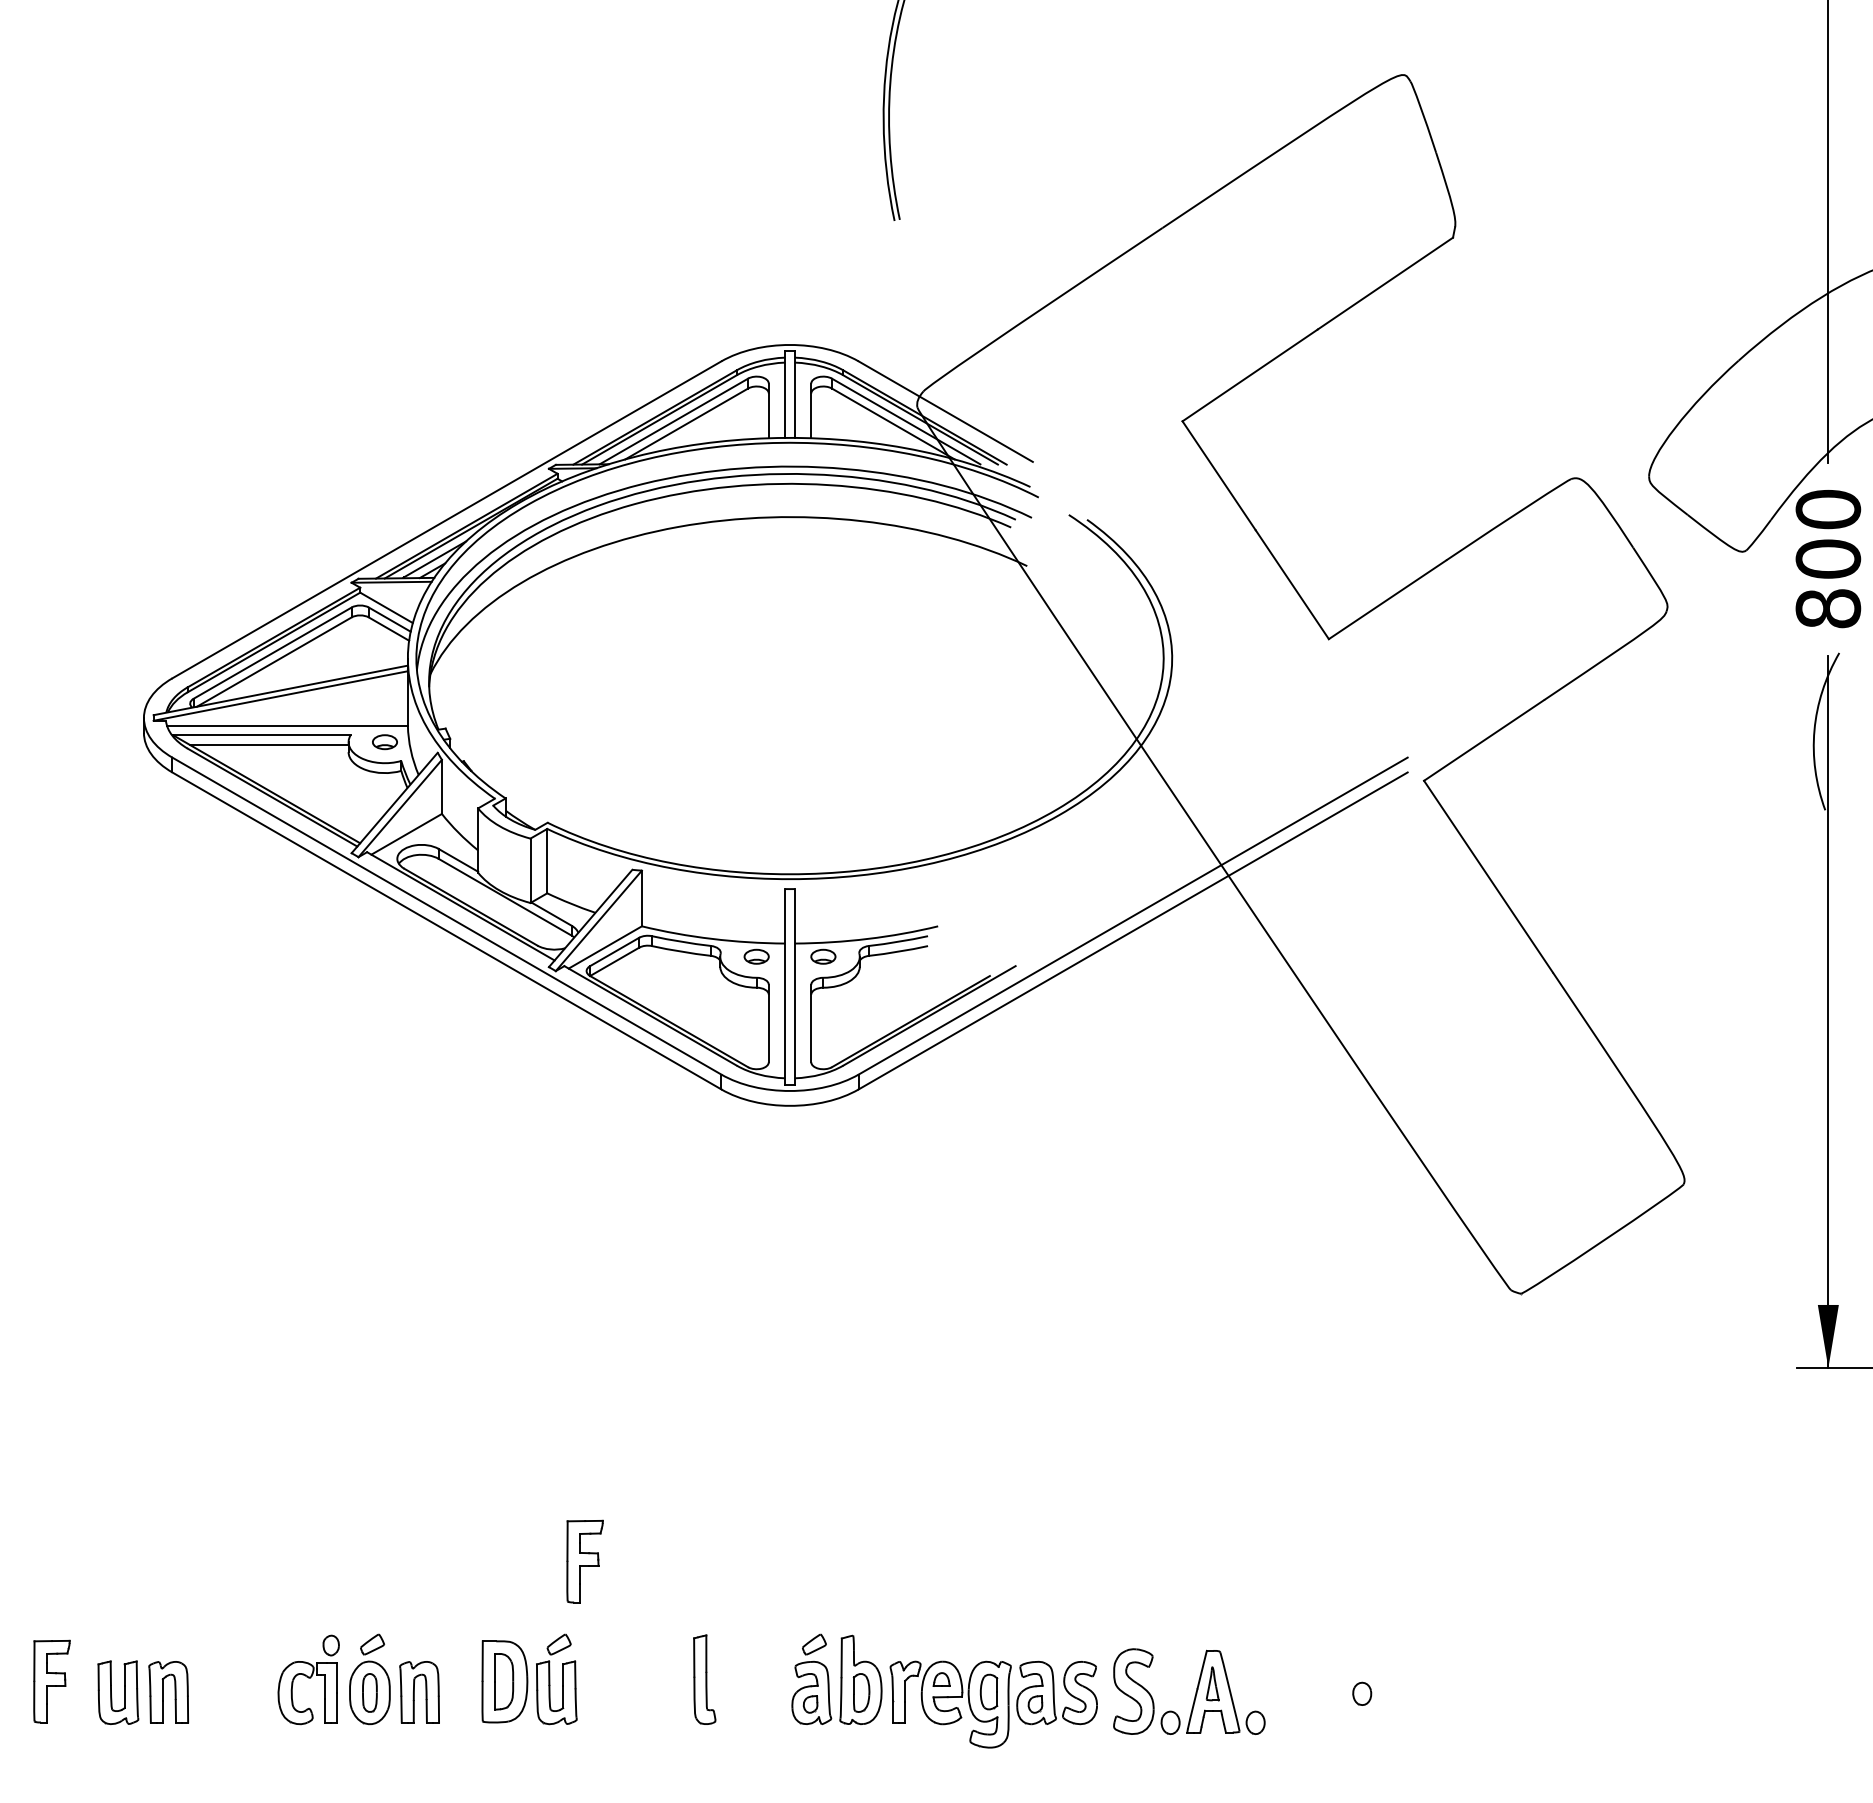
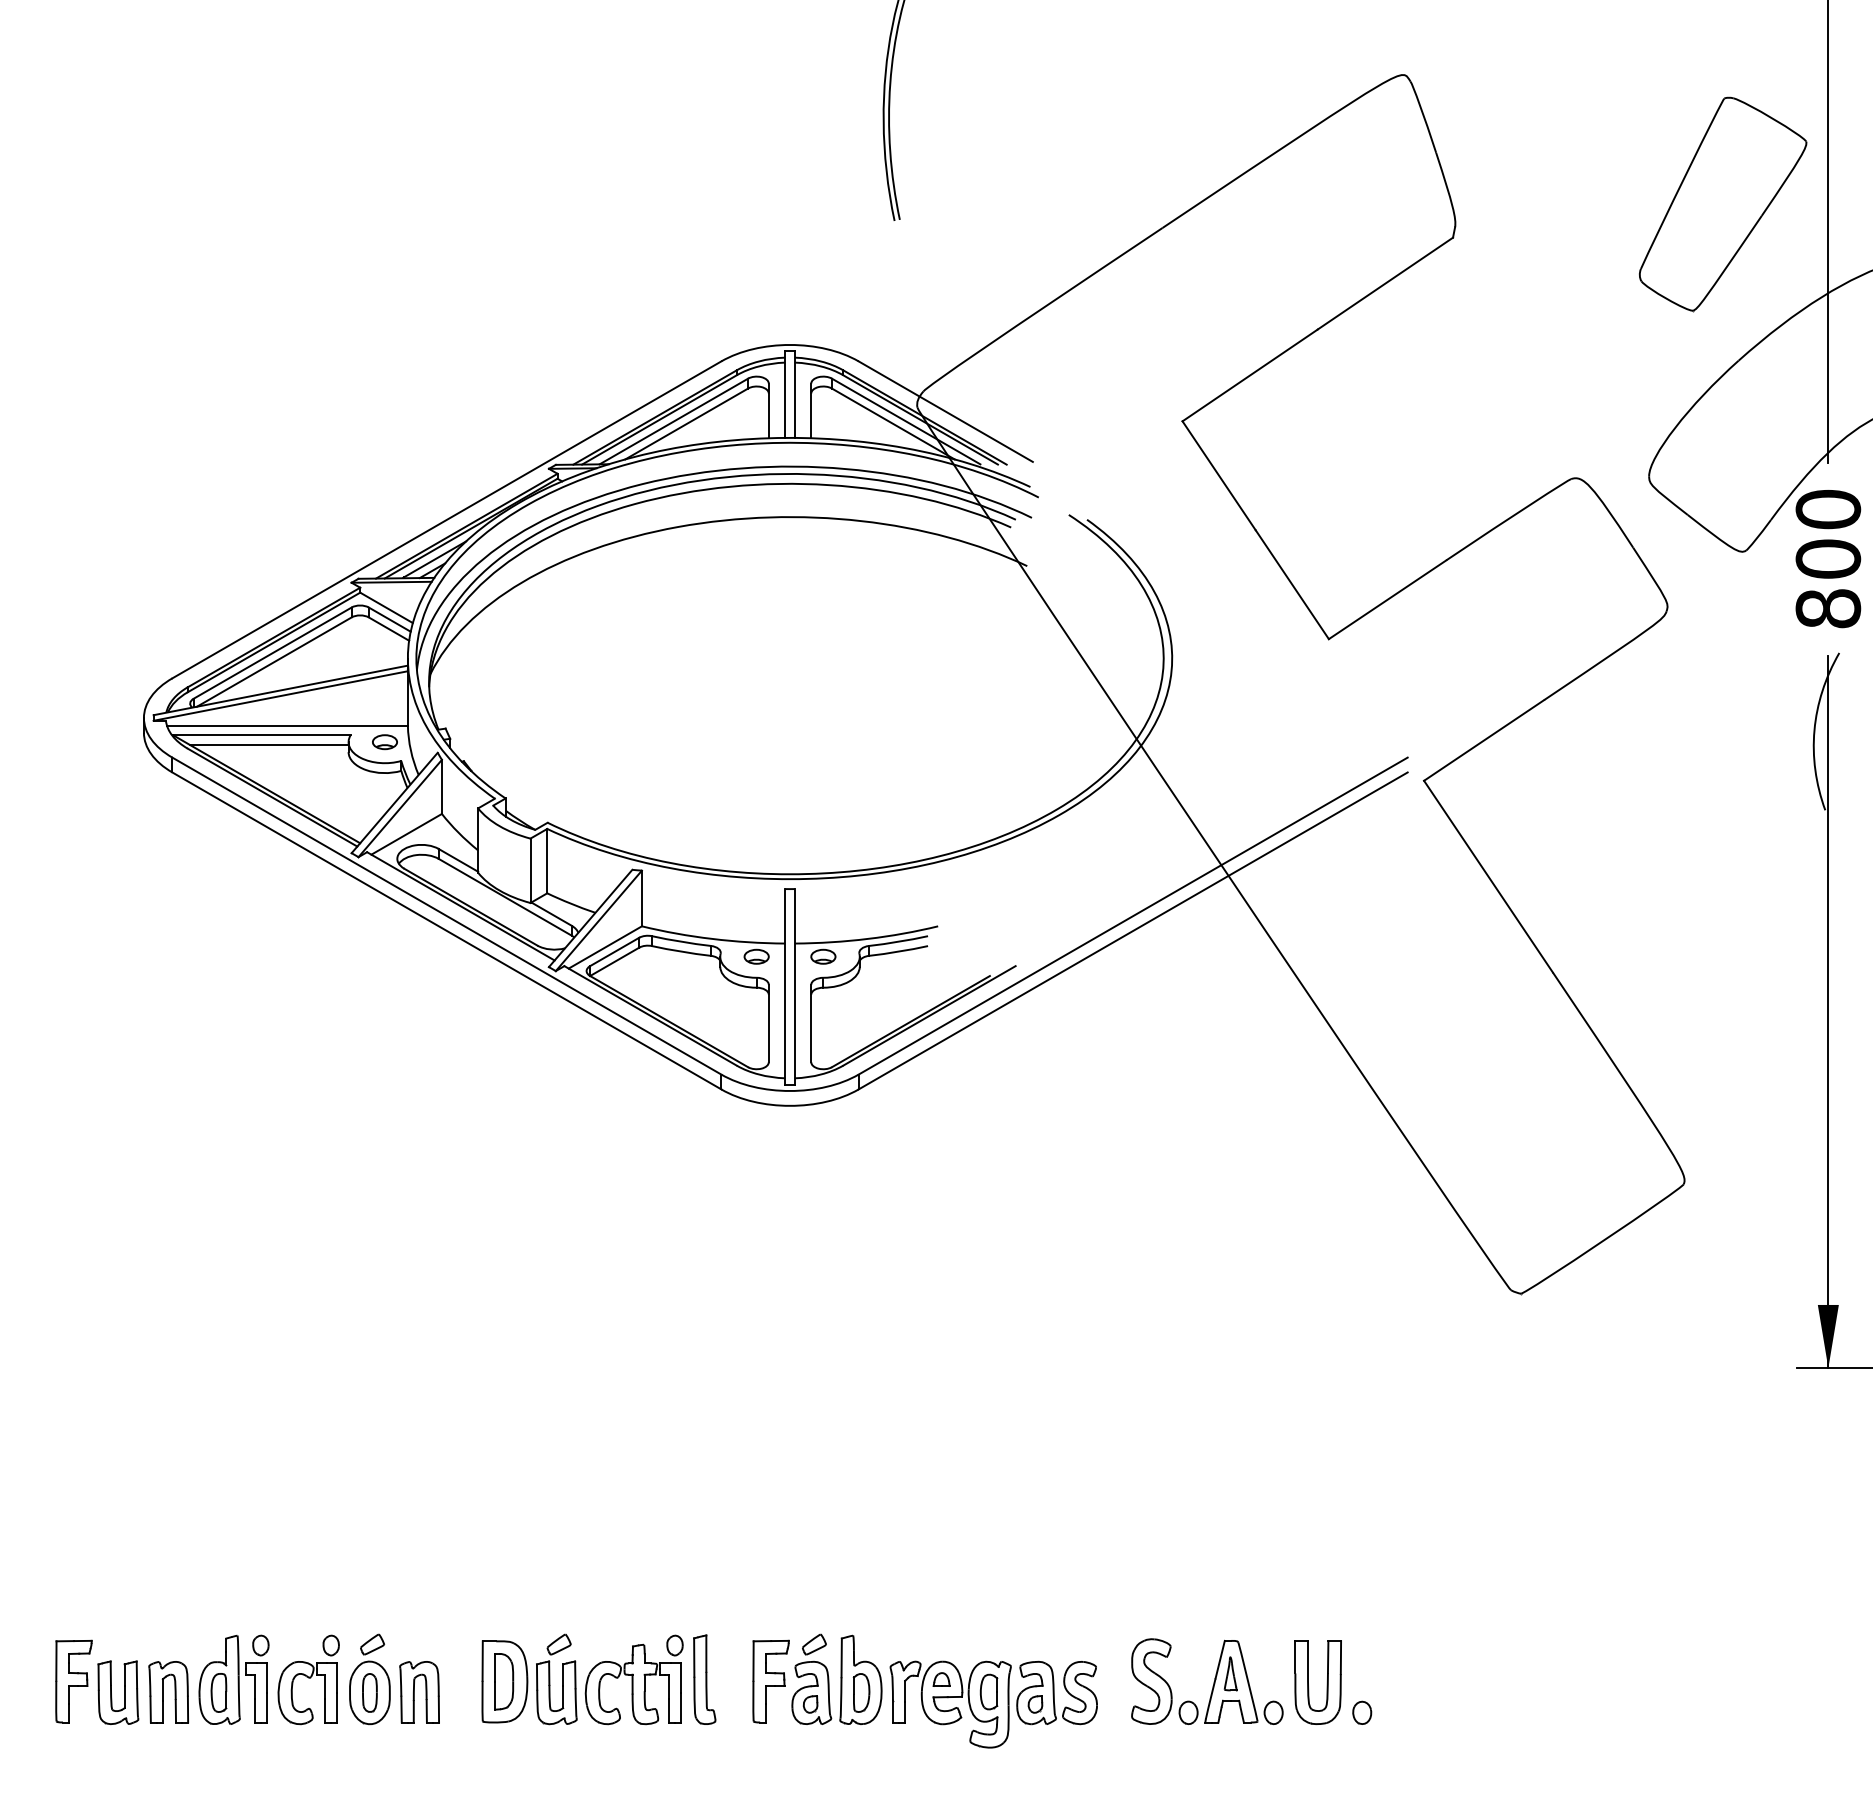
part: none -> present (1723, 204)
part position: (584, 1561) -> (770, 1681) (770, 1681)
part: none -> present (233, 1679)
part: none -> present (633, 1679)
part position: (51, 1681) -> (73, 1681) (73, 1681)
part: none -> present (1308, 1682)
part position: (1195, 1692) -> (1213, 1682) (1213, 1682)
part position: (1362, 1693) -> (1362, 1712) (1362, 1712)
